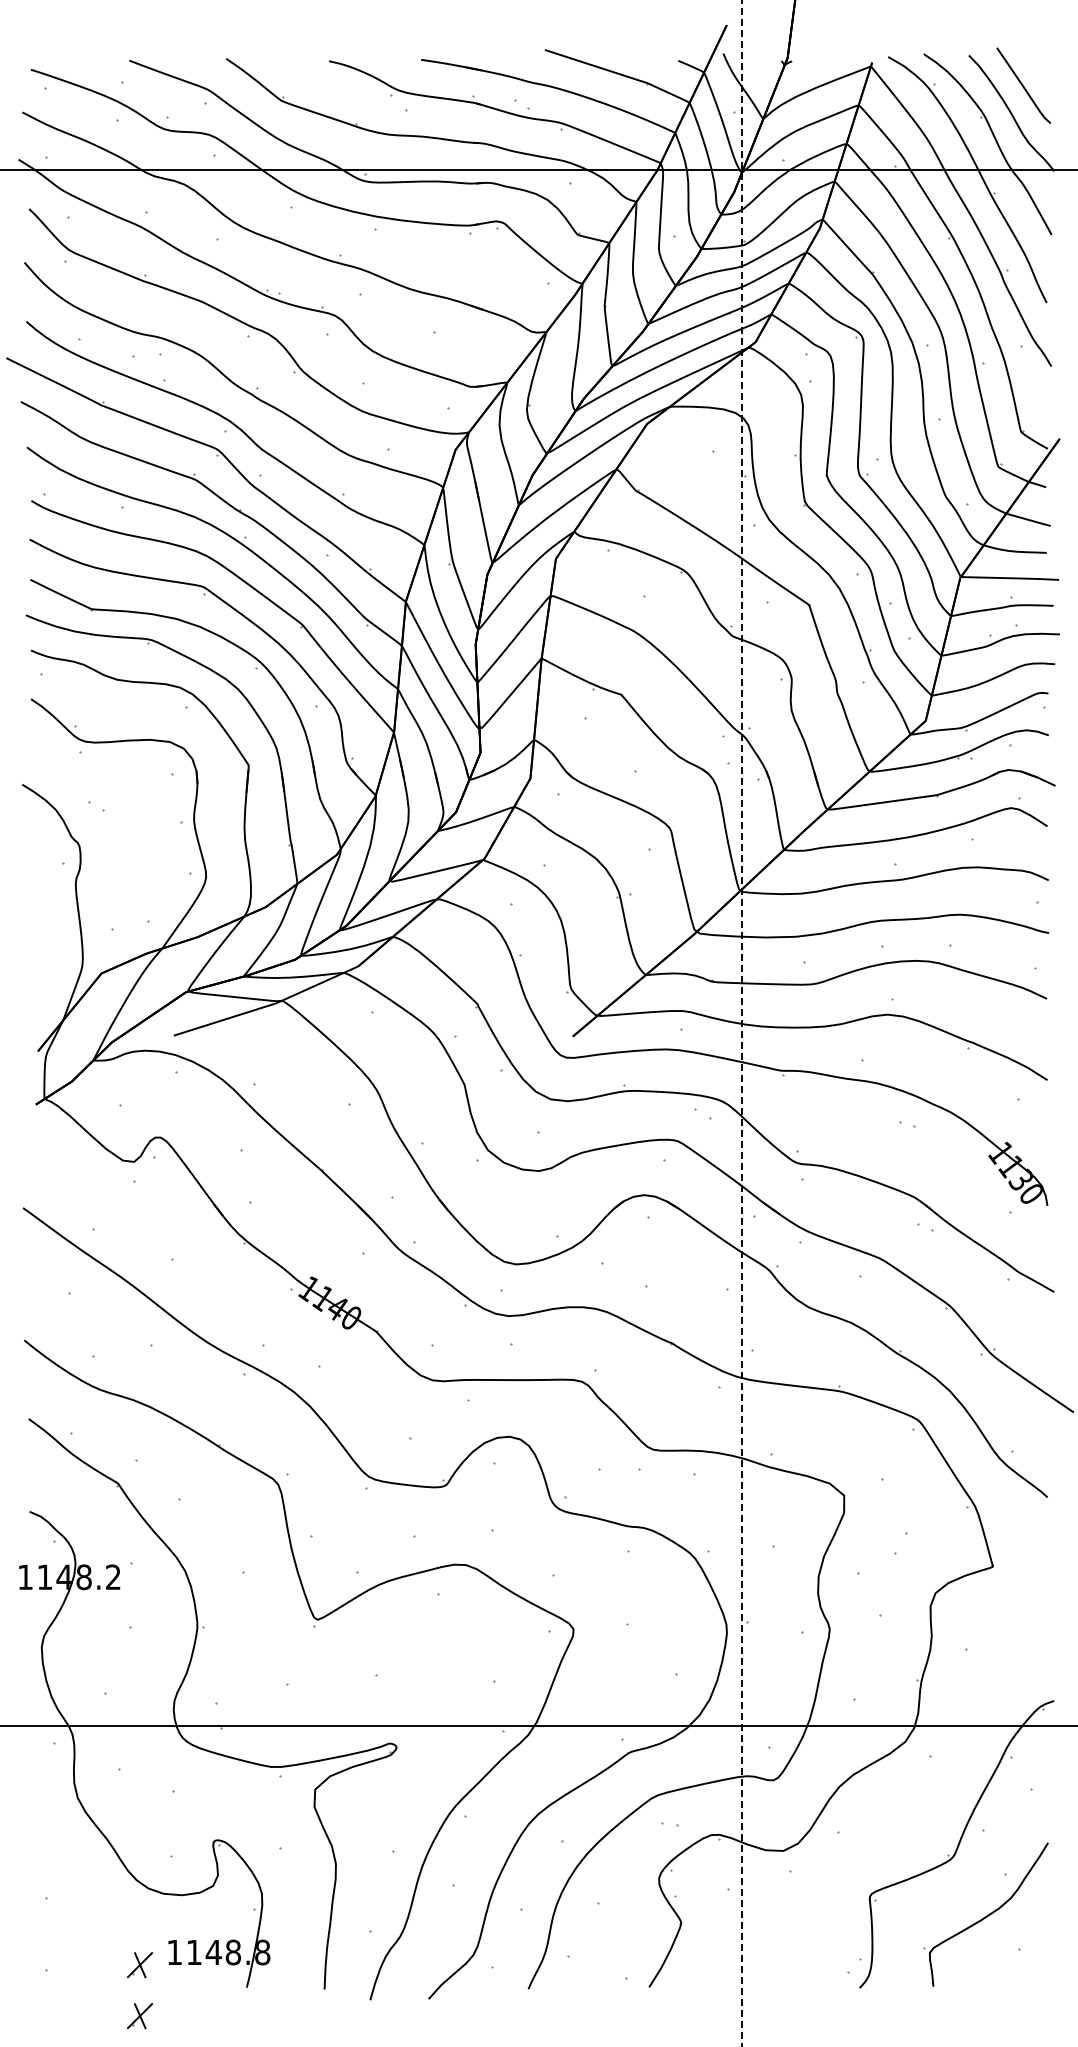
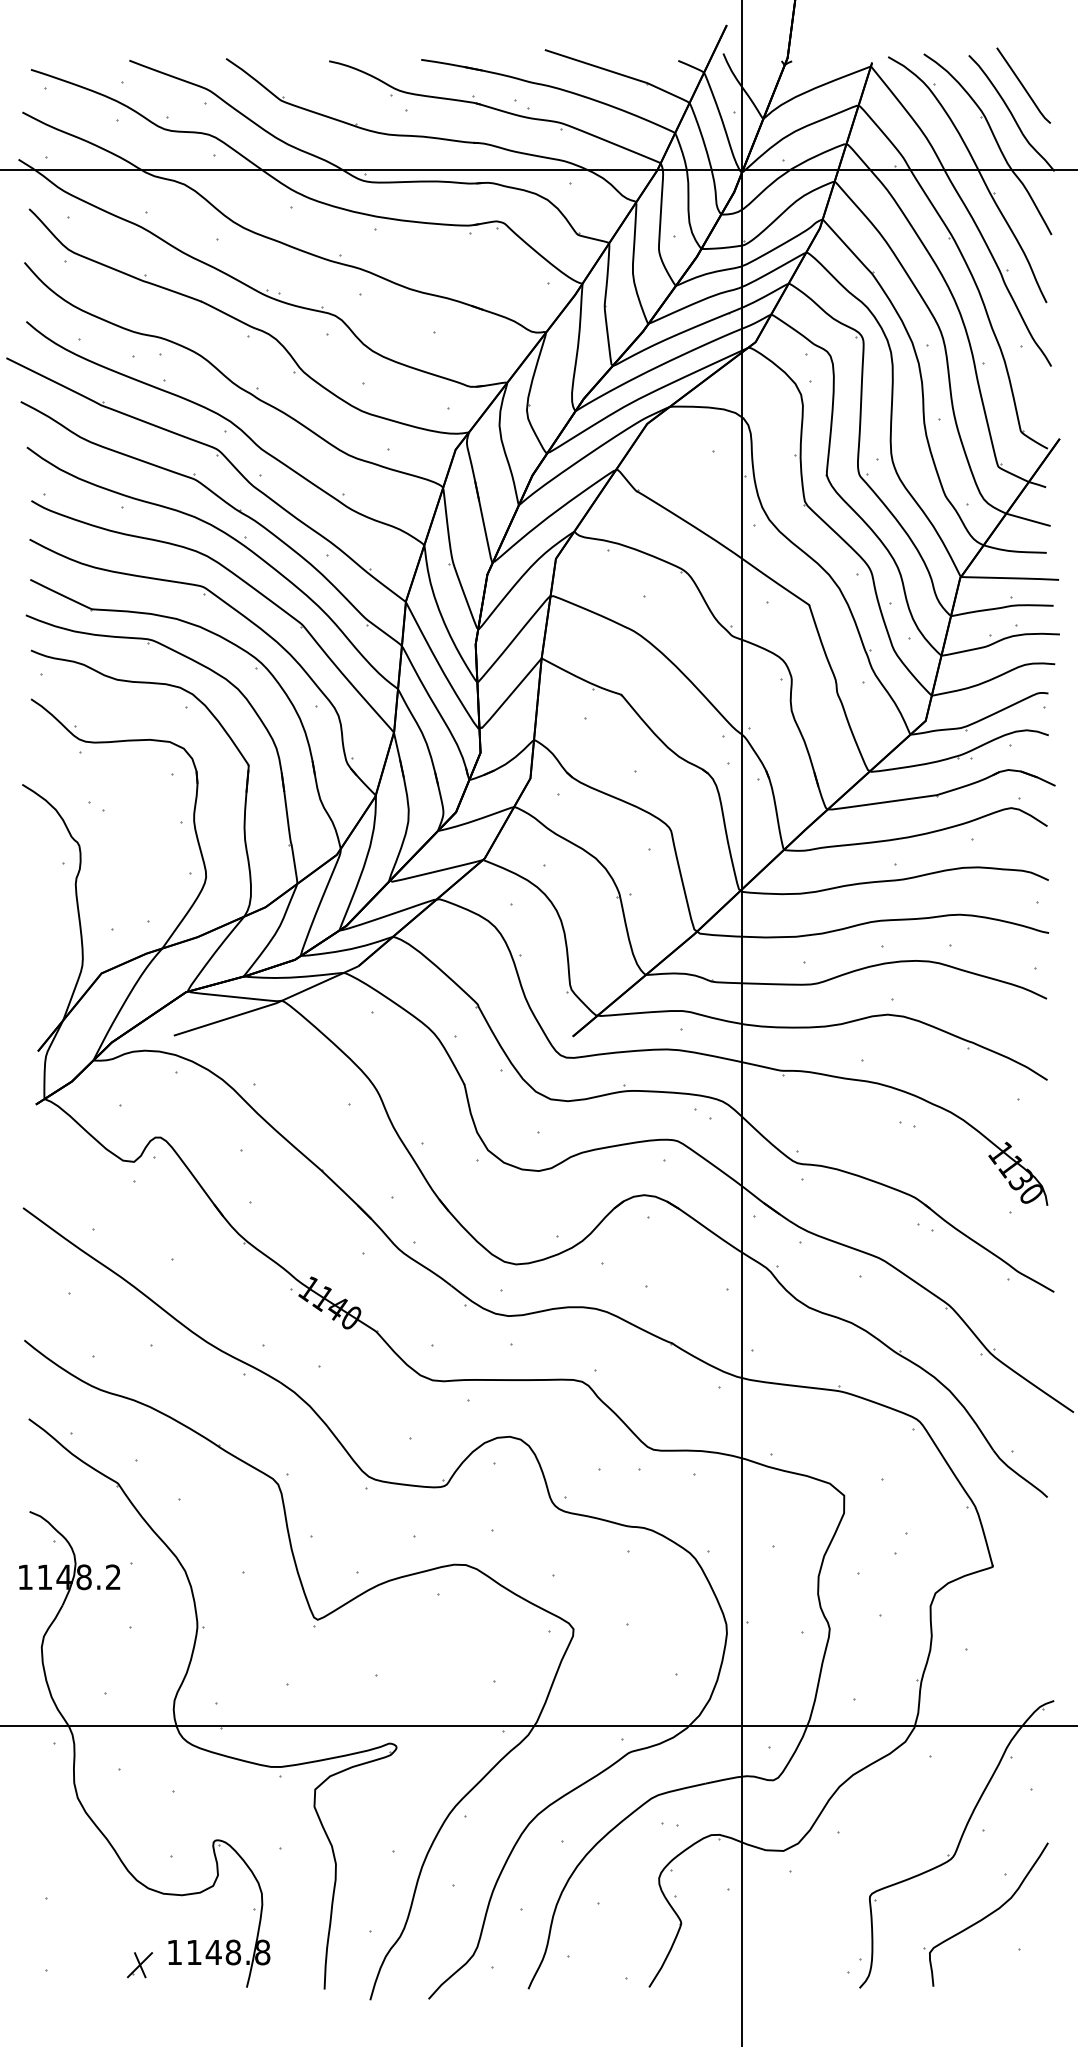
line: dashed -> solid (741, 1022)
part: present -> none (139, 2016)
